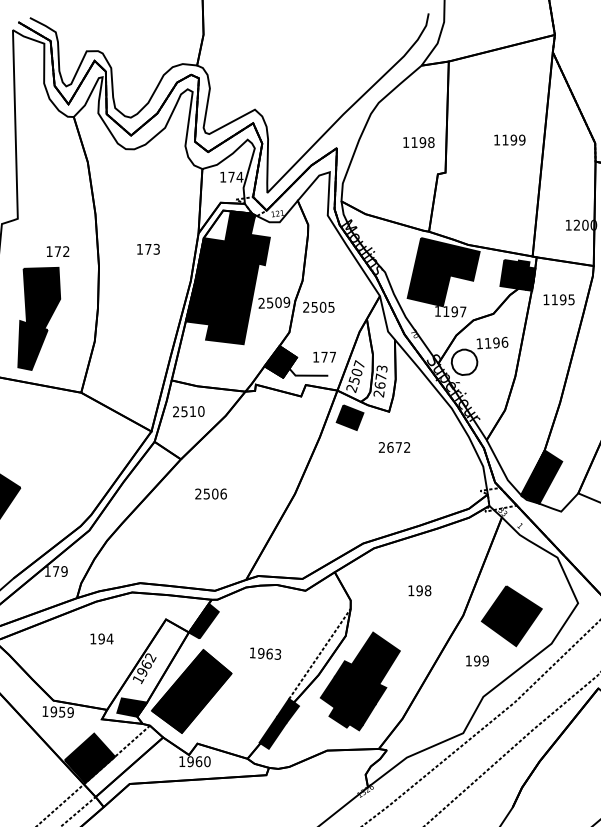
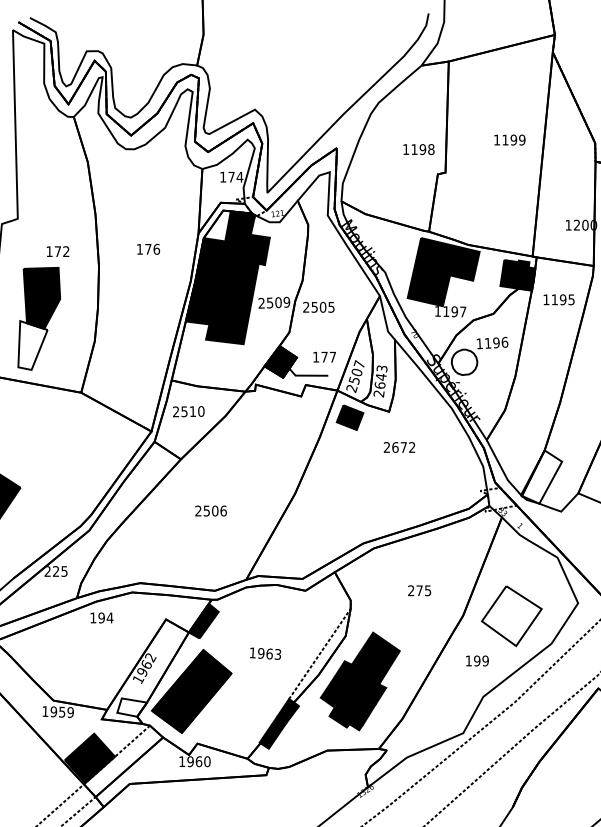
text position: (418, 142) -> (418, 149) (418, 149)
text: 173 -> 176 (156, 248)
fill: present -> none (32, 345)
text: 2673 -> 2643 (380, 376)
text position: (394, 447) -> (399, 447) (399, 447)
fill: present -> none (541, 476)
text position: (210, 493) -> (210, 510) (210, 510)
text: 179 -> 225 (55, 571)
text: 198 -> 275 (419, 590)
fill: present -> none (511, 616)
text position: (101, 638) -> (101, 617) (101, 617)
fill: present -> none (132, 707)
